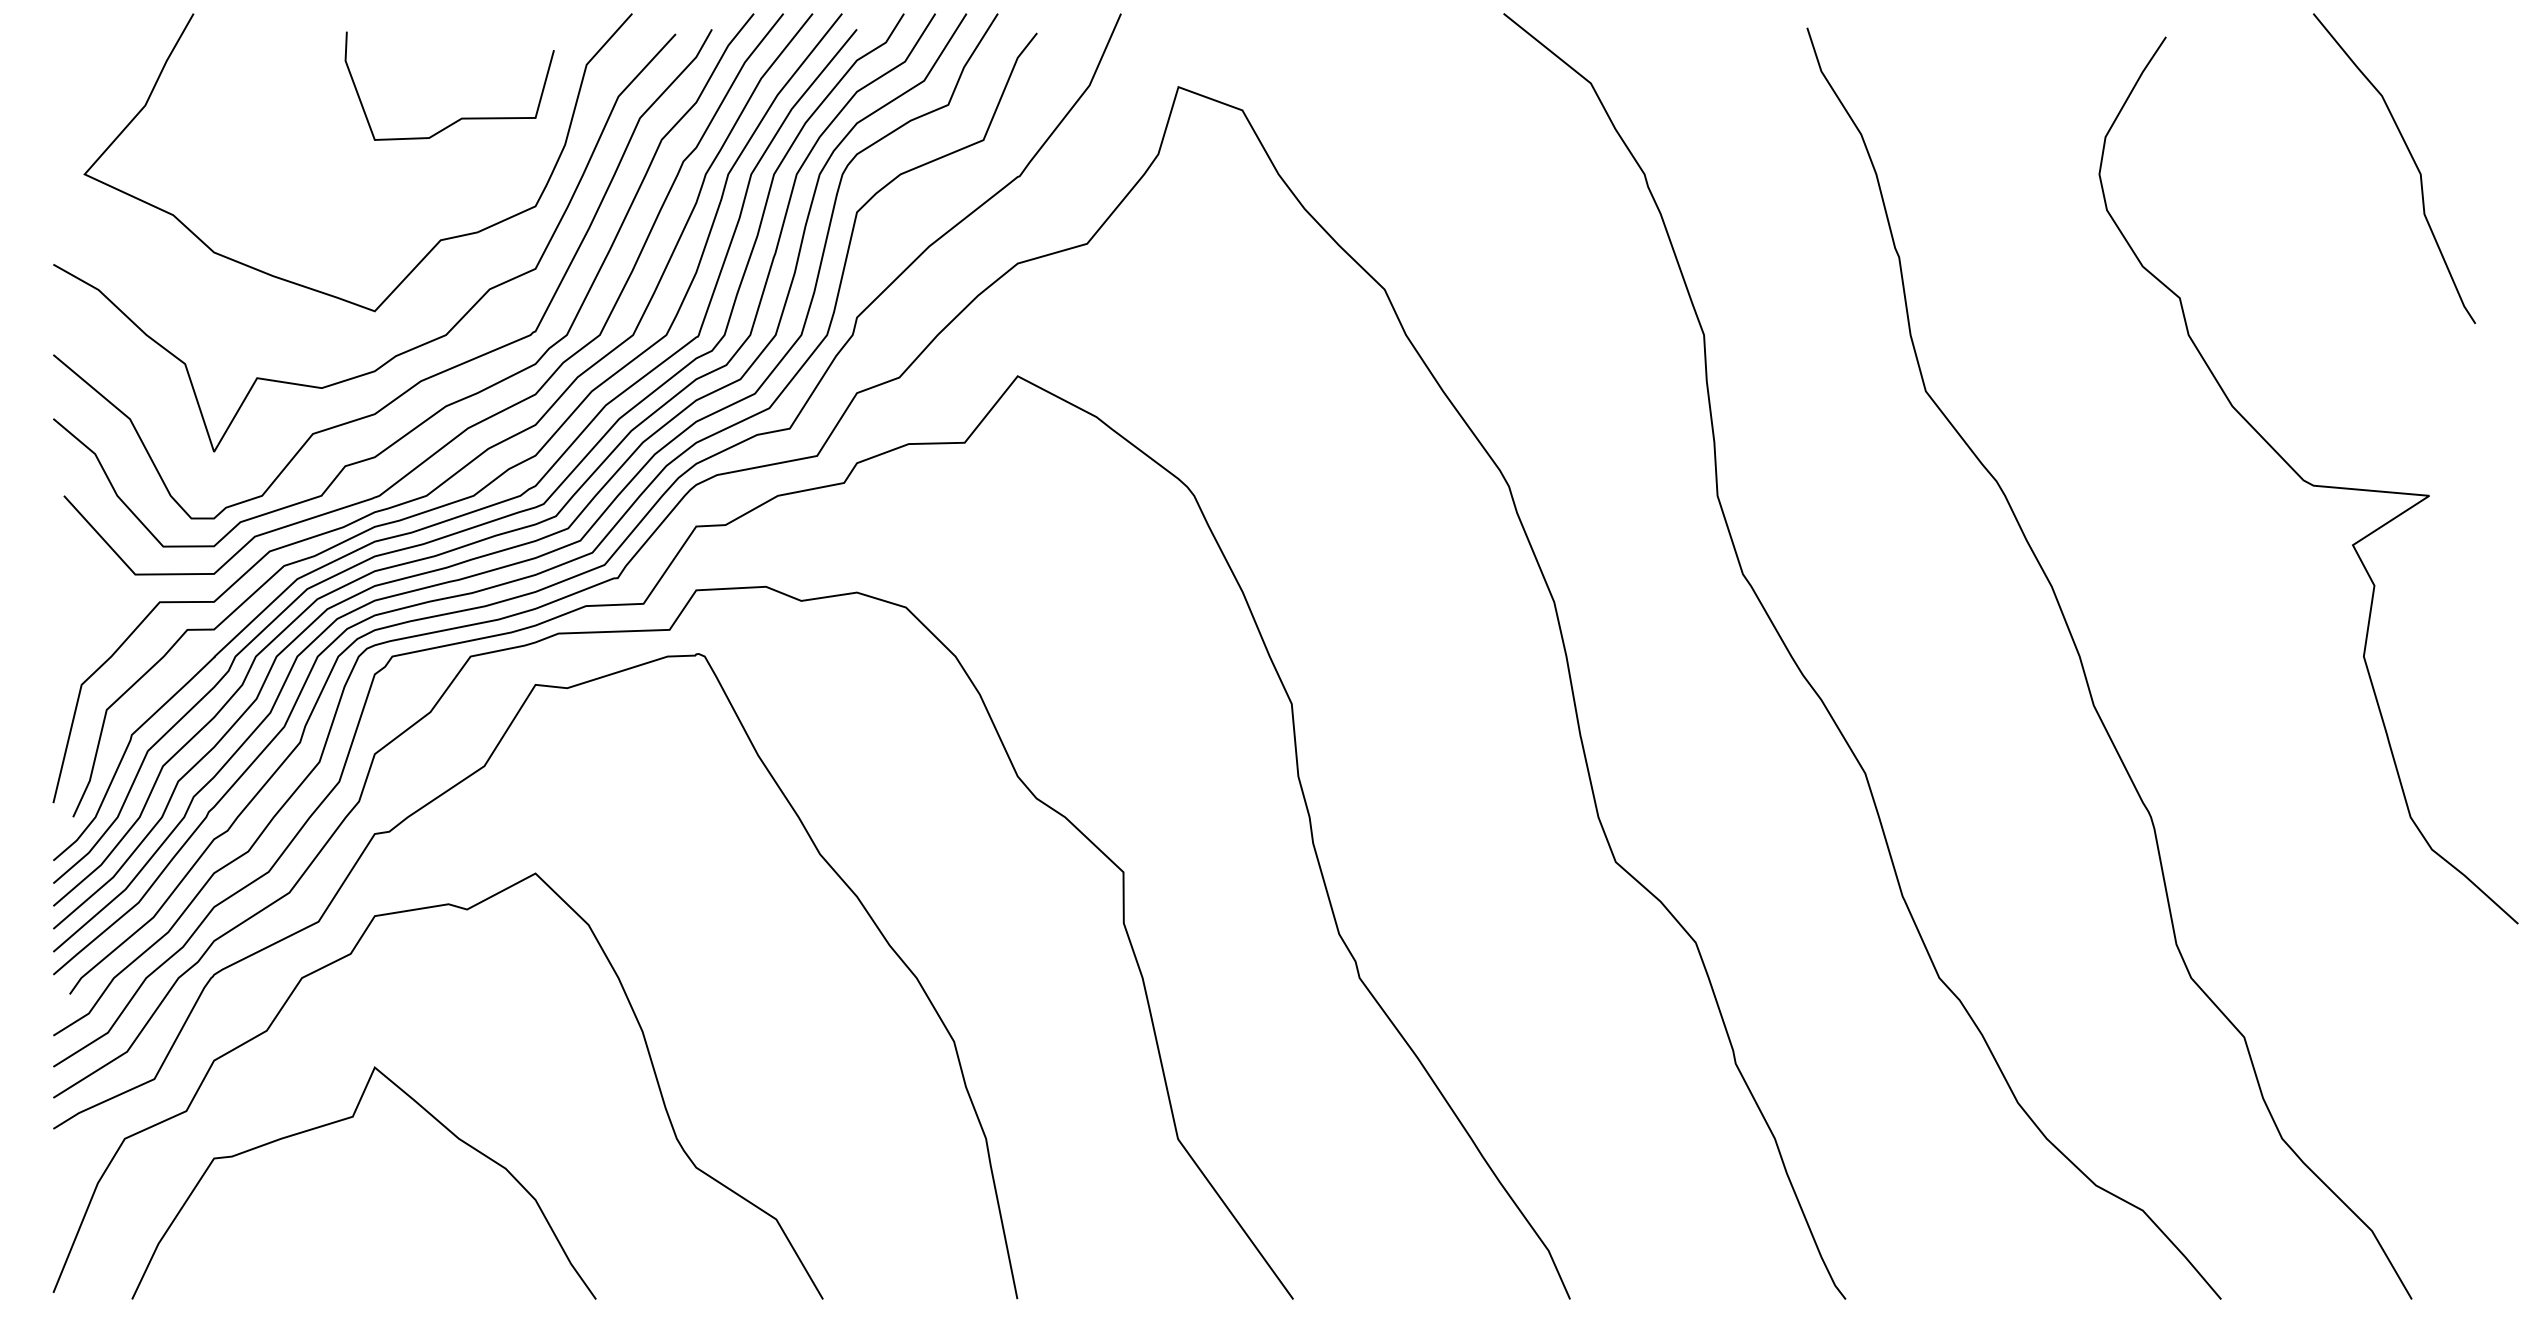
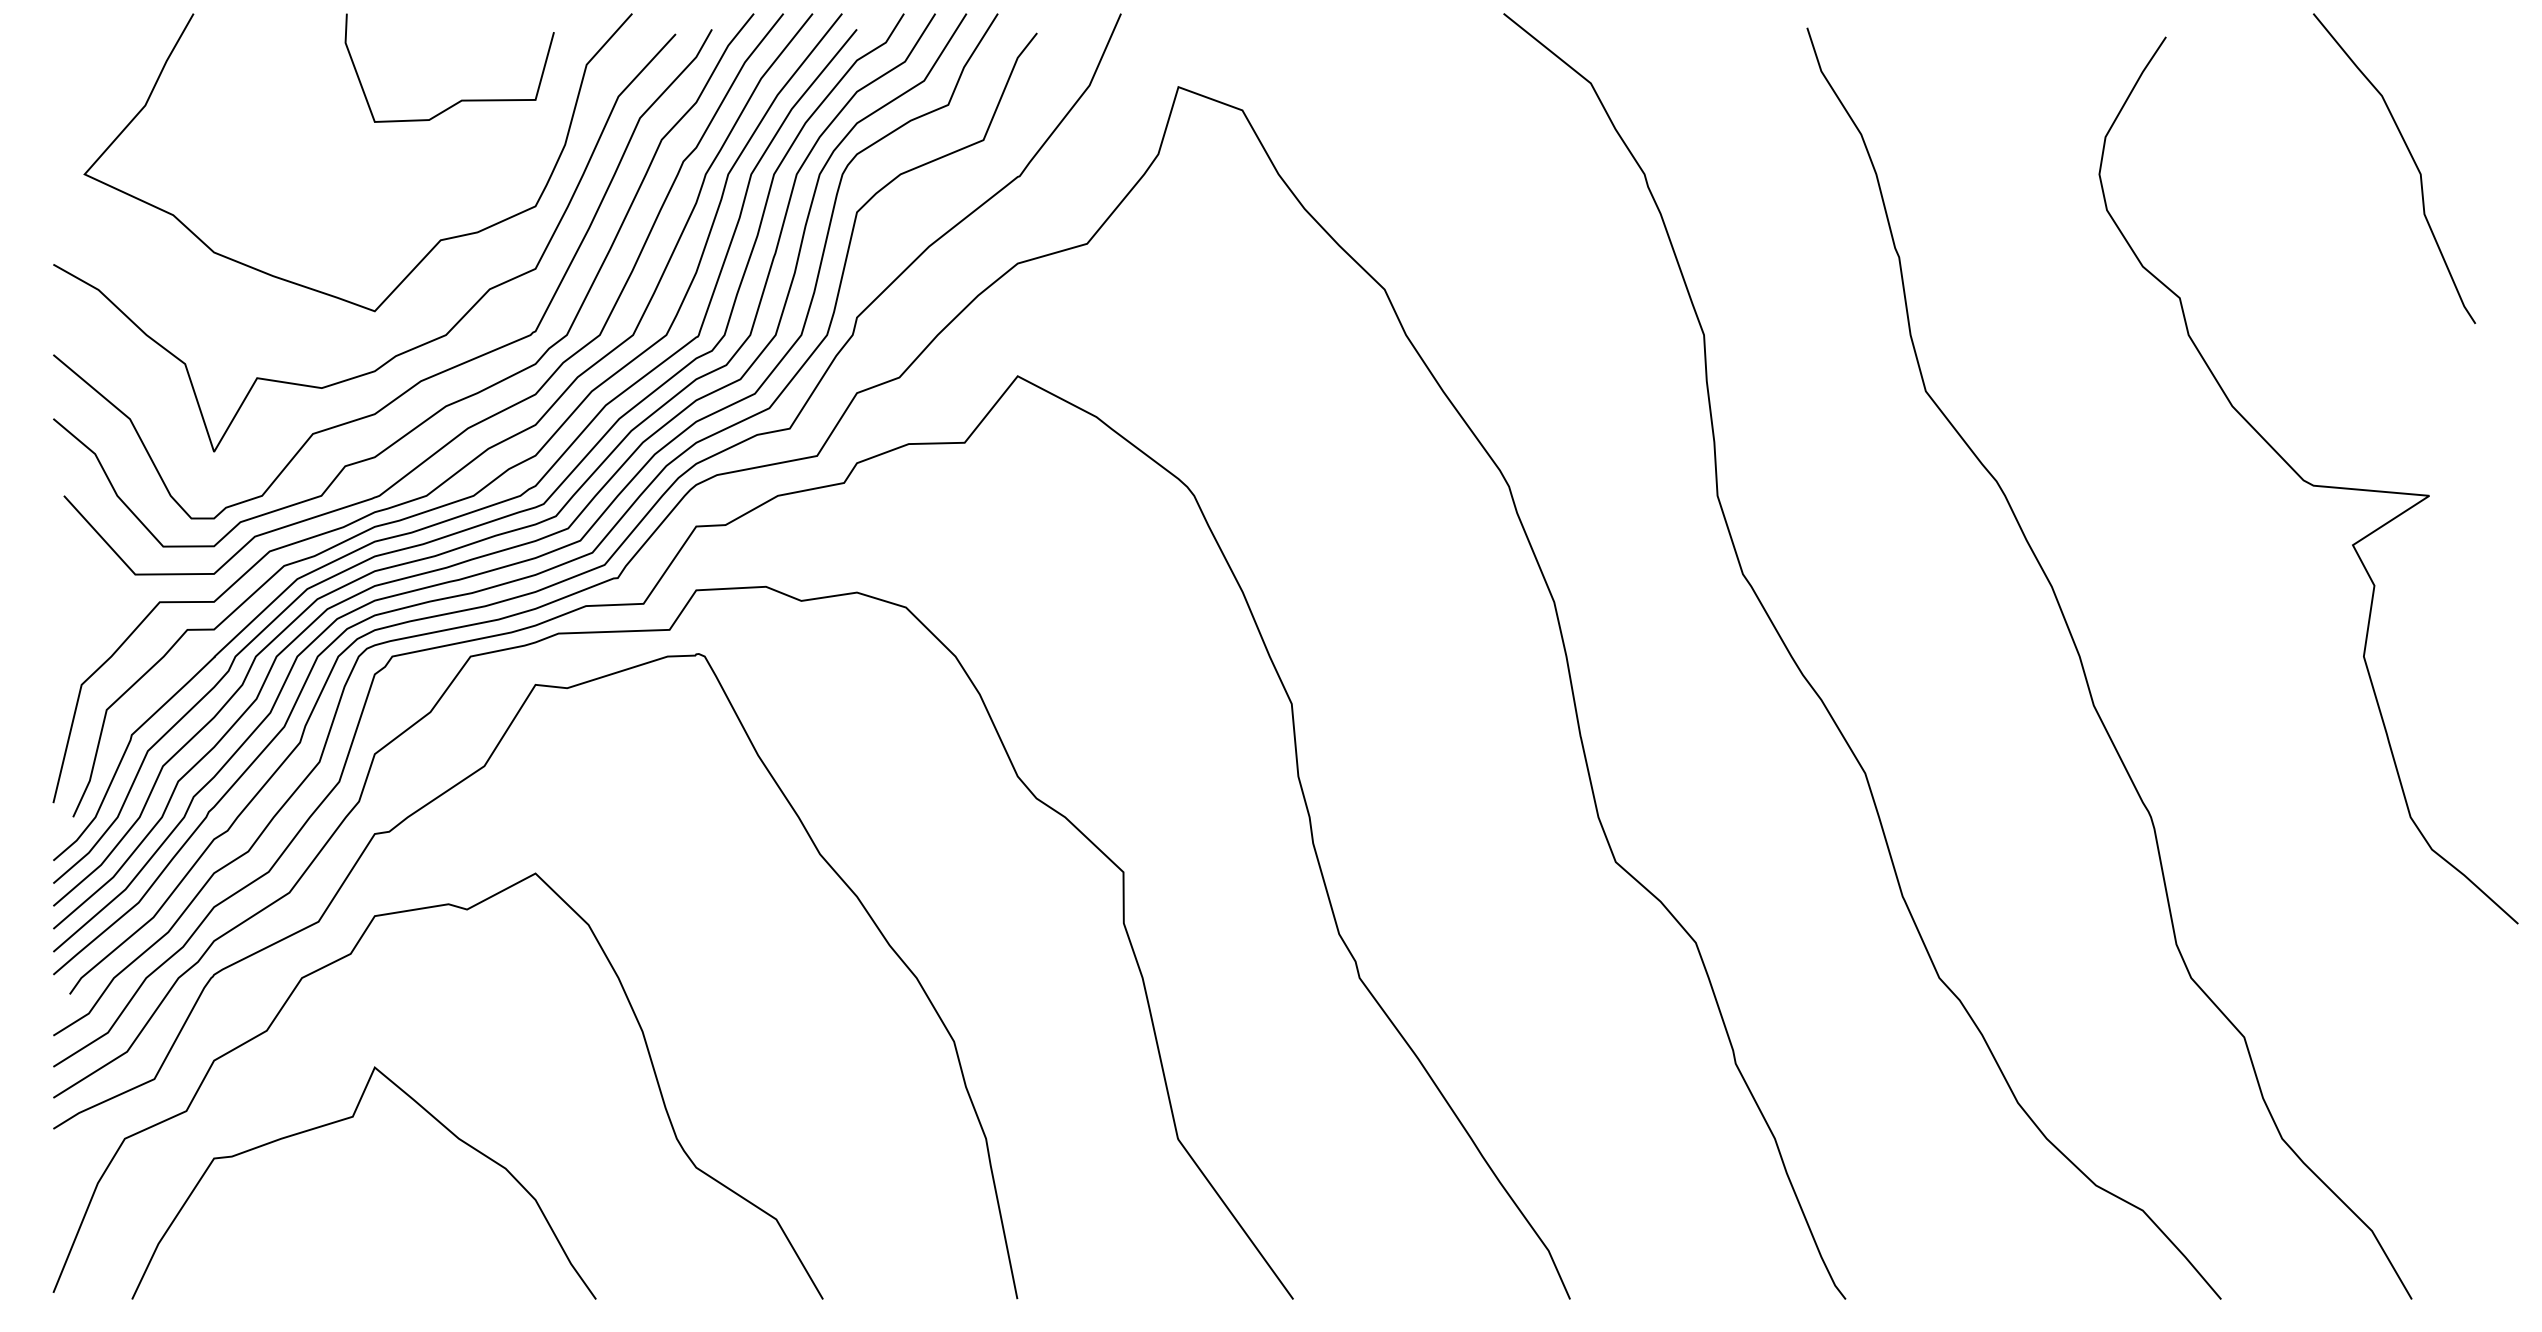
curve position: (461, 117) -> (461, 99) (461, 99)
